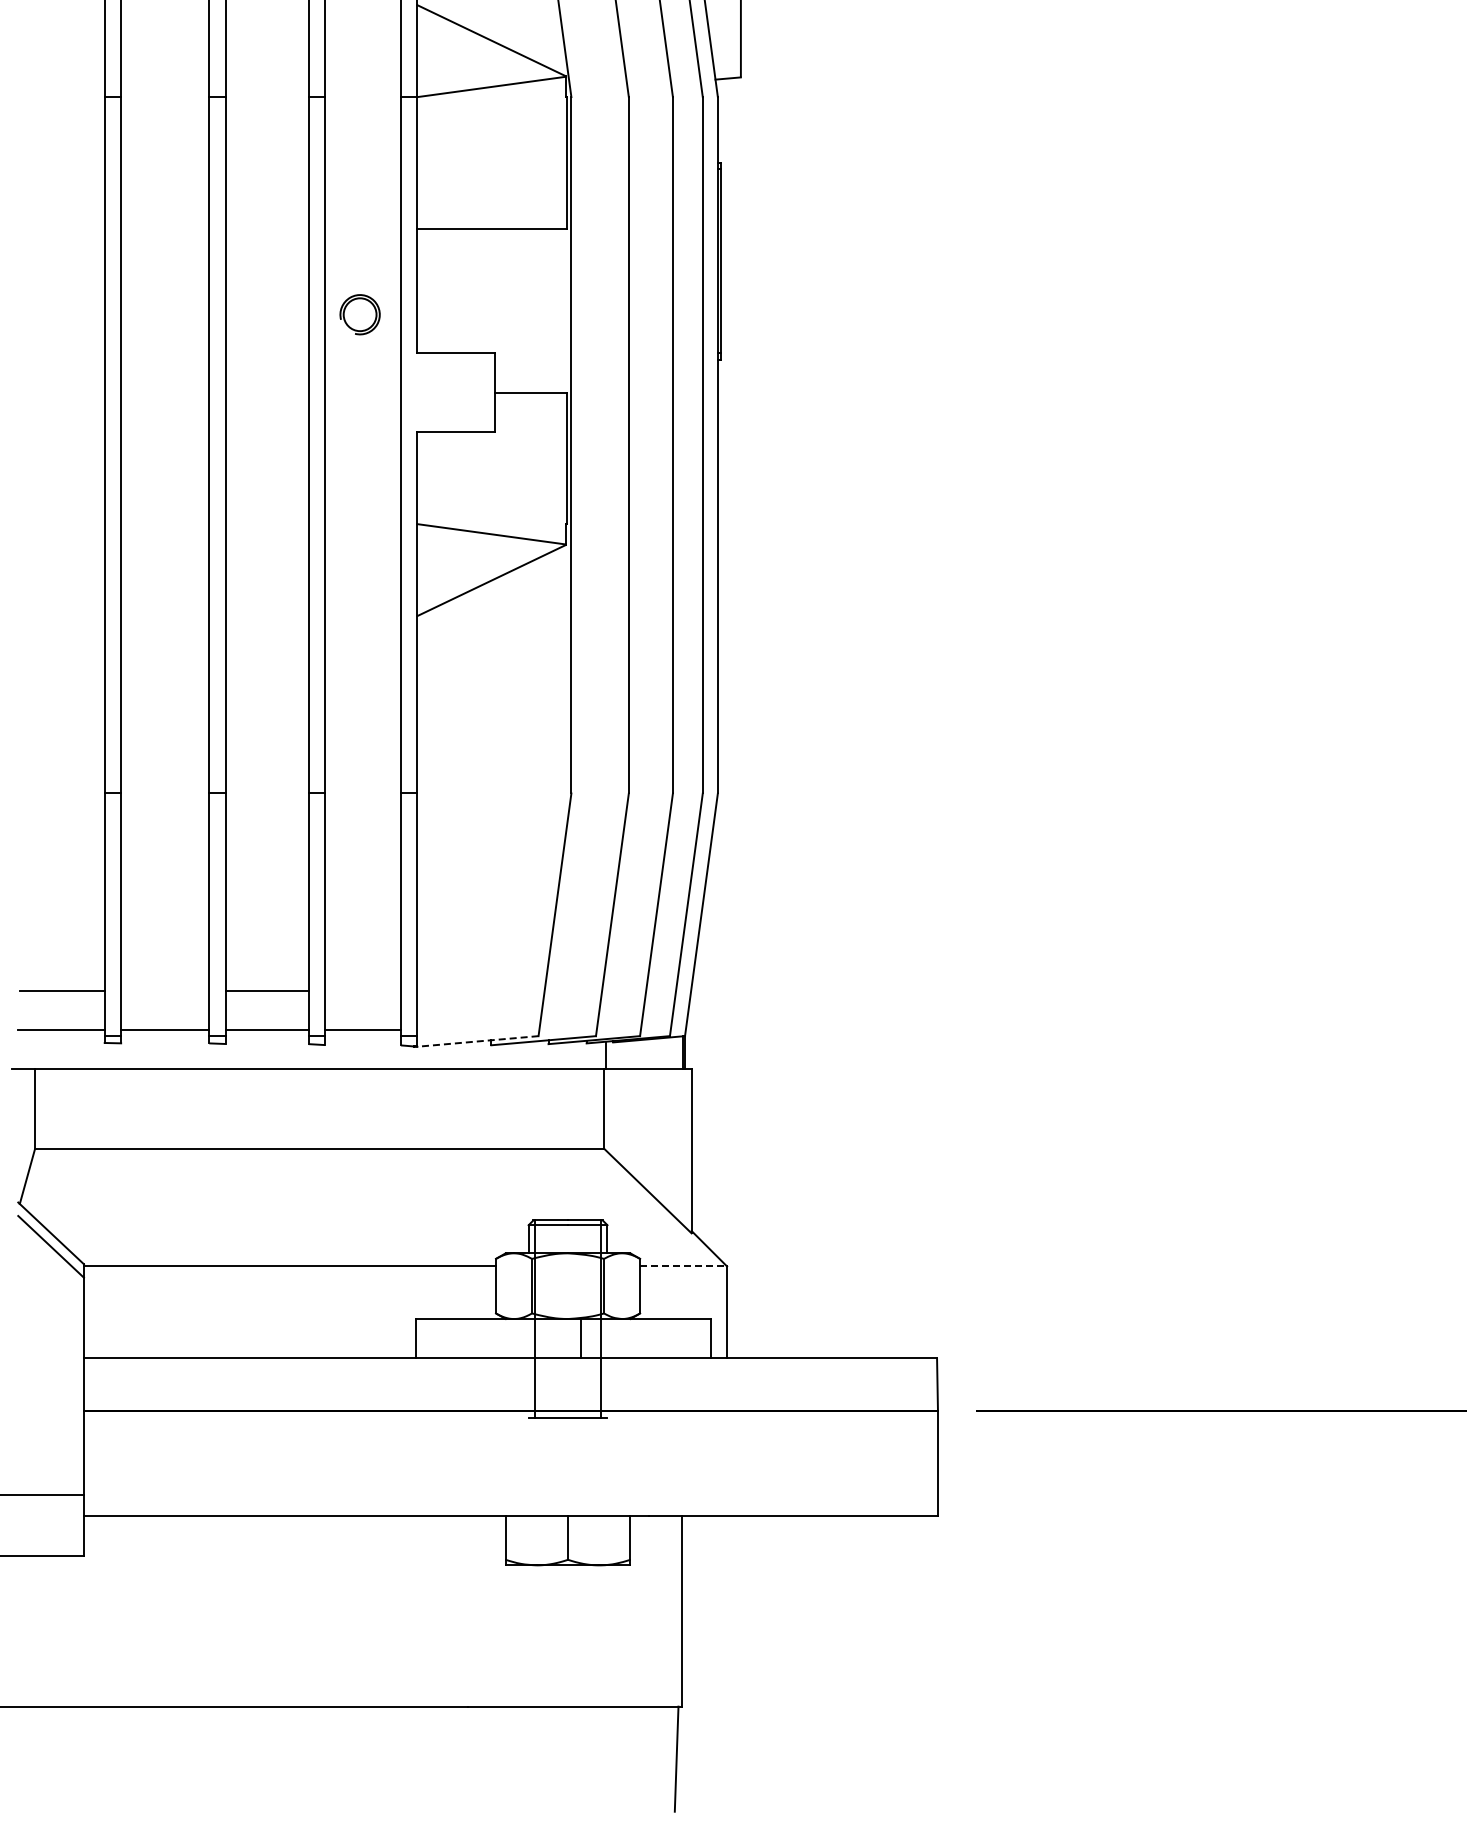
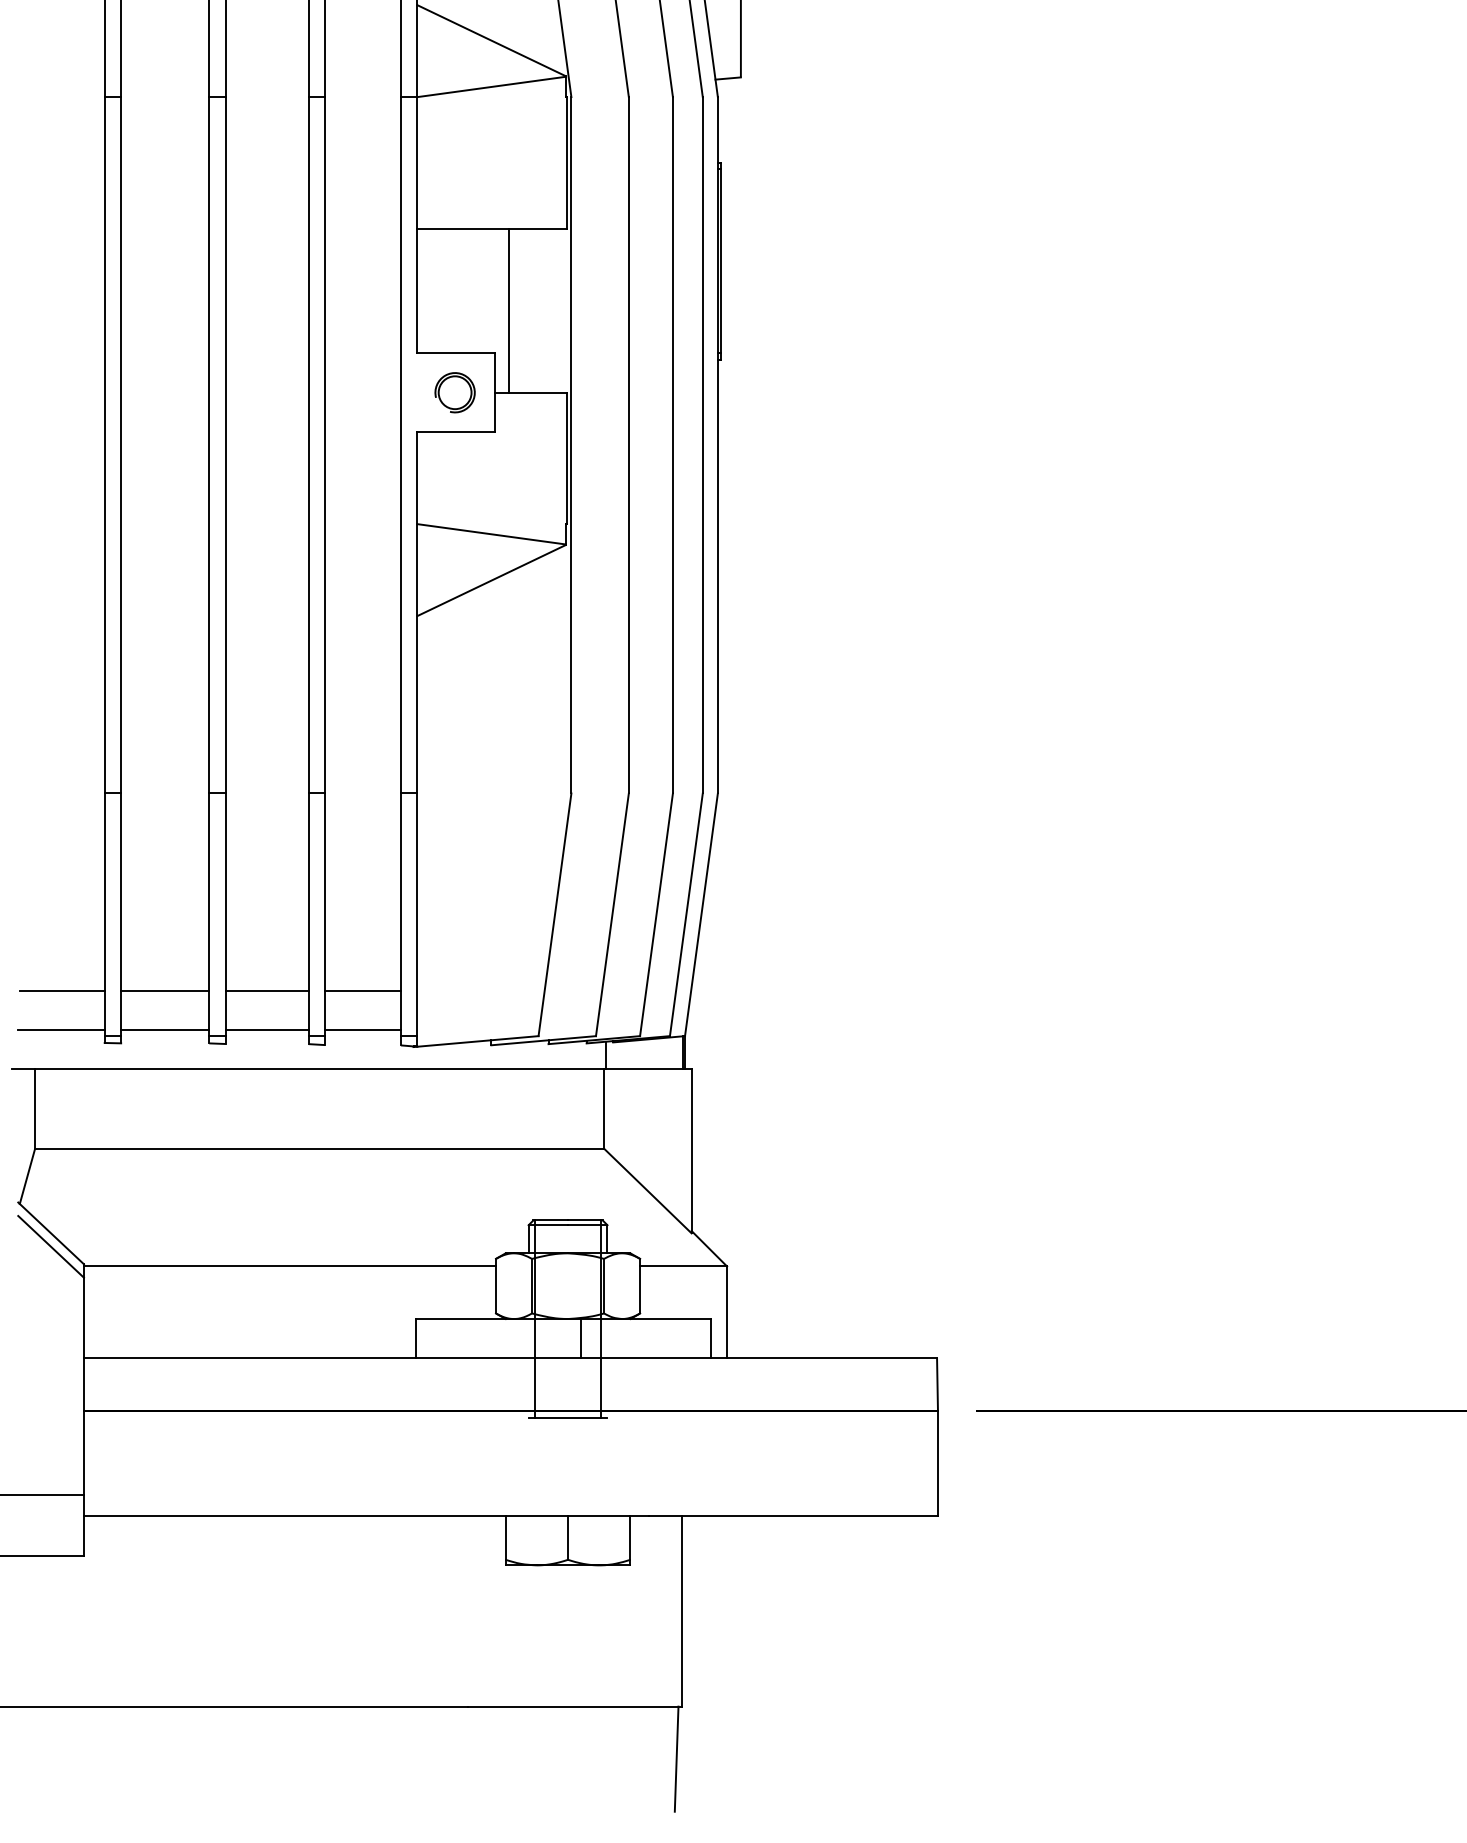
line: none -> present (509, 310)
part position: (359, 314) -> (454, 392) (454, 392)
line: none -> present (165, 990)
line: none -> present (362, 990)
line: dashed -> solid (476, 1041)
line: dashed -> solid (684, 1266)
